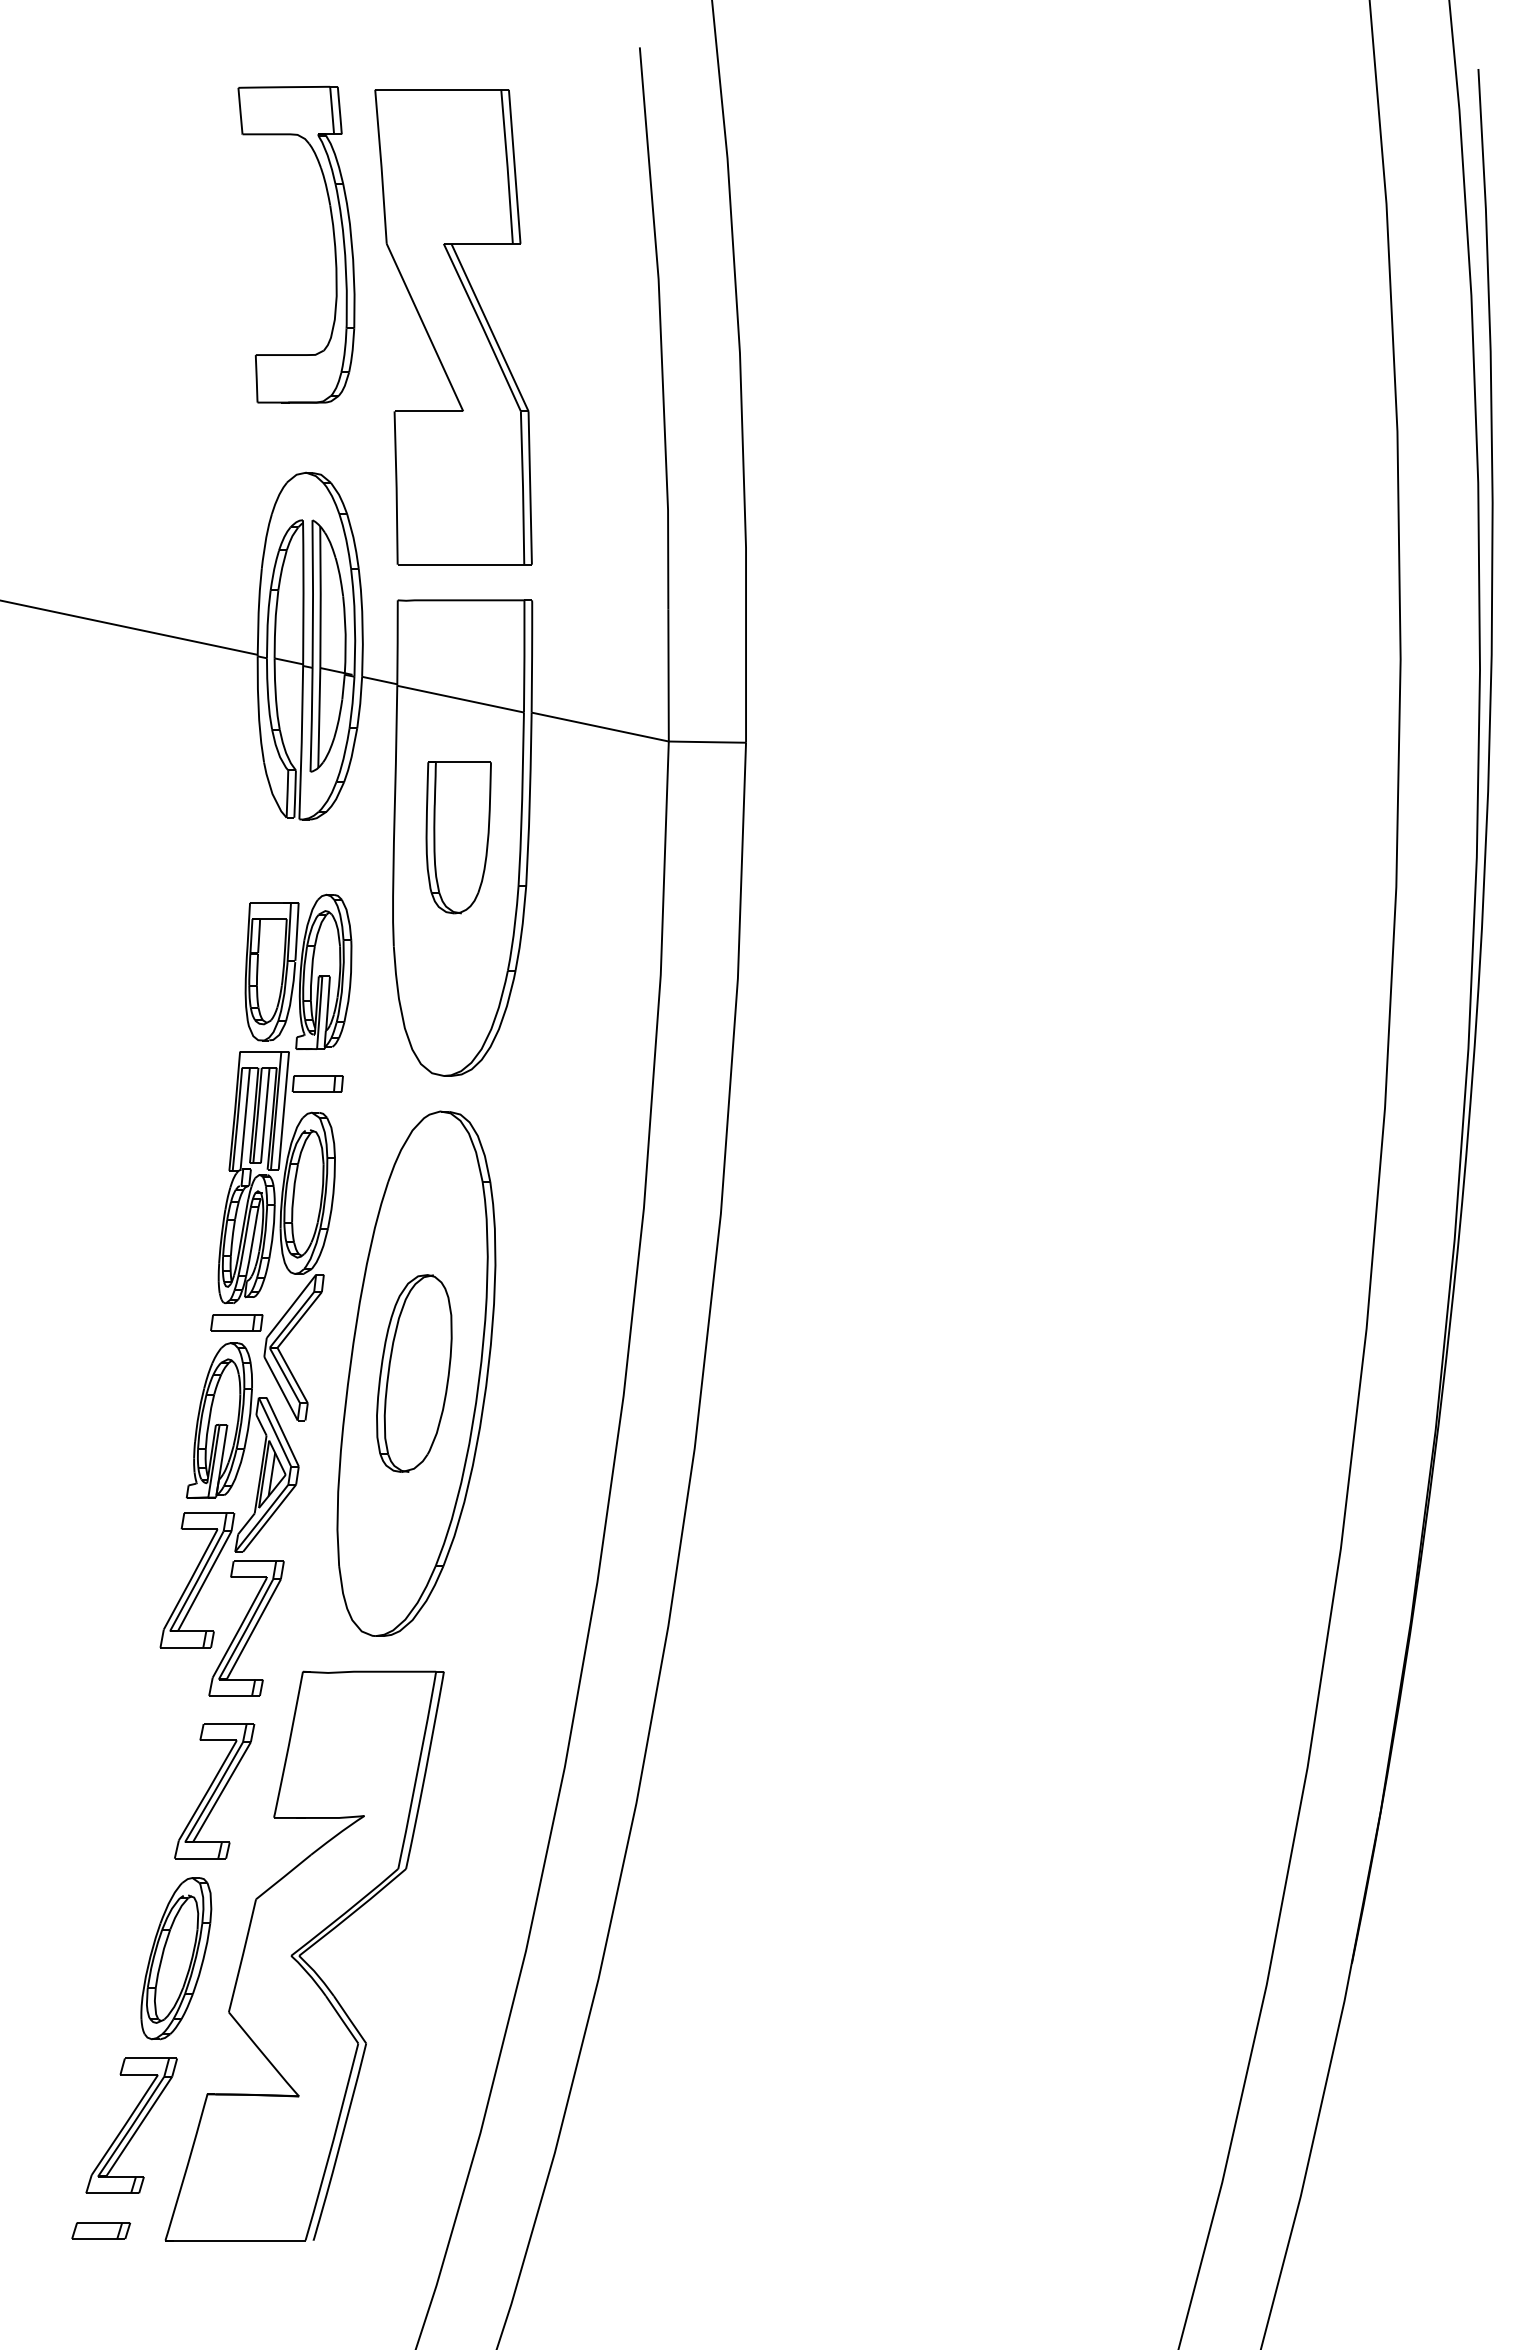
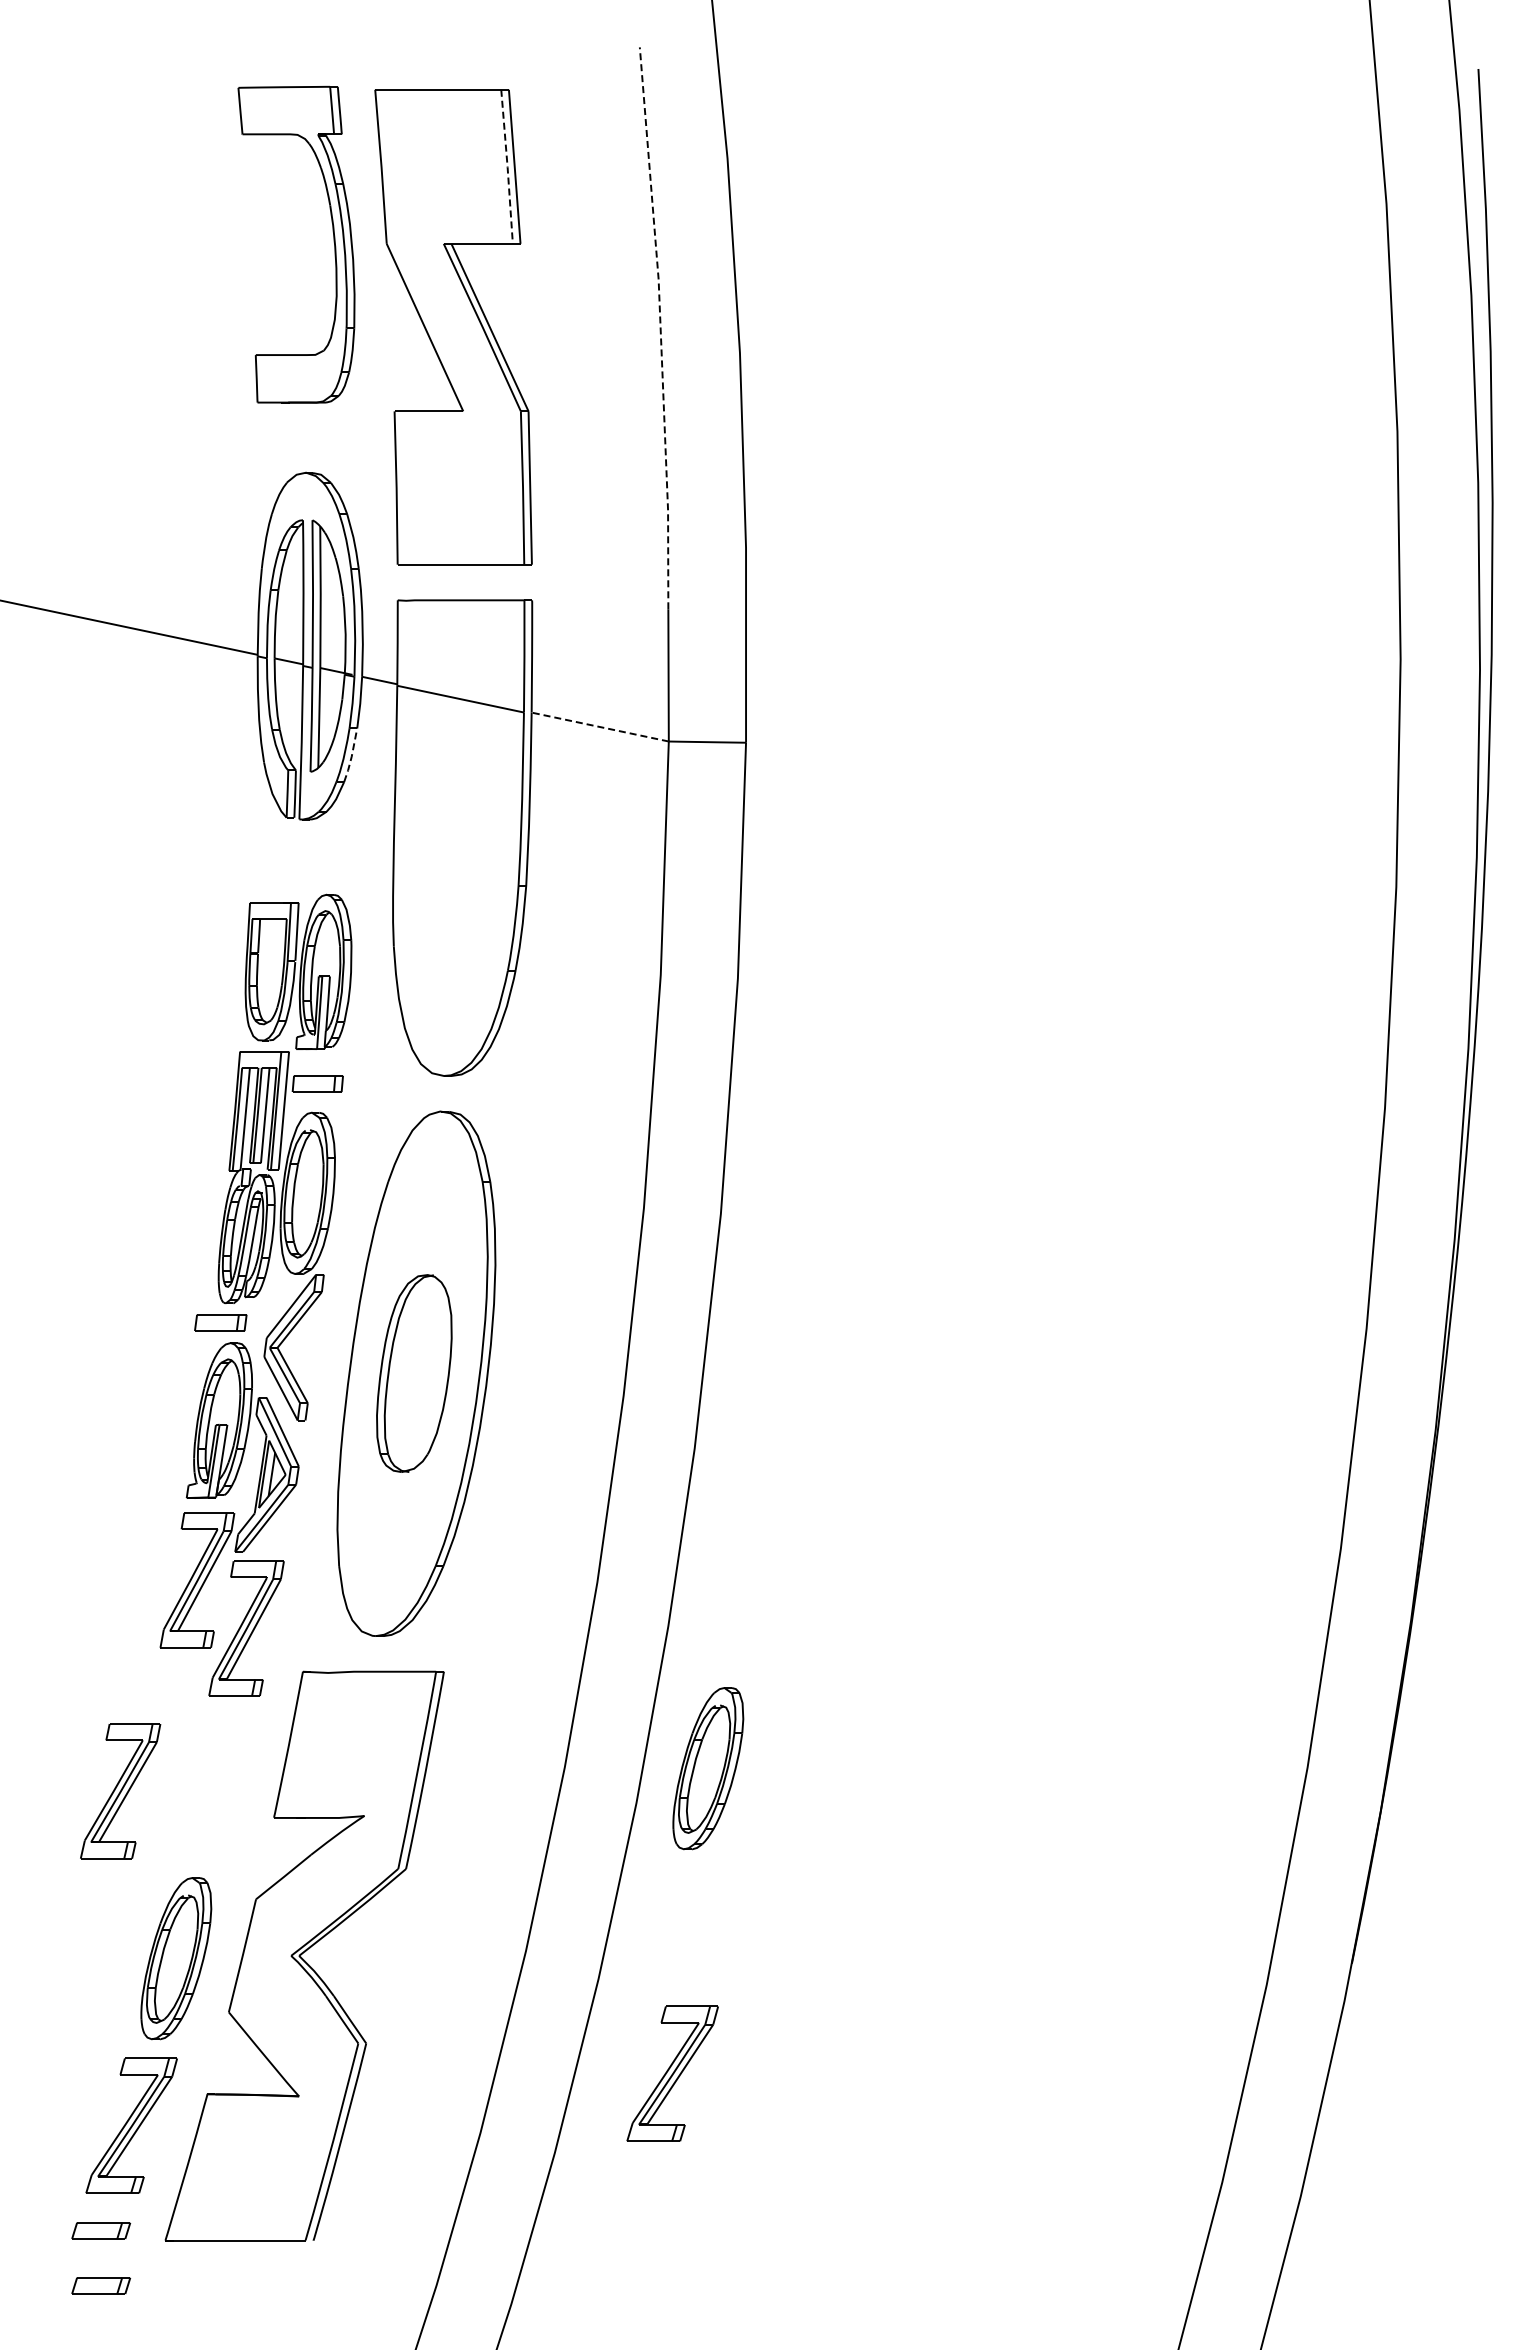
line: solid -> dashed (507, 167)
line: solid -> dashed (660, 328)
line: solid -> dashed (599, 726)
line: solid -> dashed (351, 755)
part: present -> none (458, 837)
part position: (236, 1322) -> (220, 1322) (220, 1322)
part: none -> present (708, 1768)
part position: (214, 1791) -> (120, 1791) (120, 1791)
part: none -> present (672, 2073)
part: none -> present (101, 2285)
